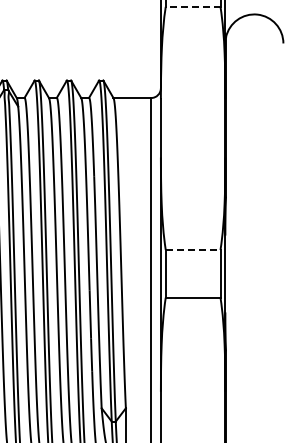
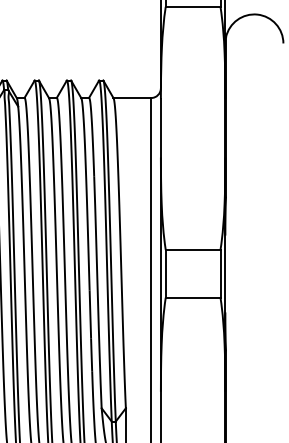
line: dashed -> solid (192, 6)
line: dashed -> solid (193, 249)
